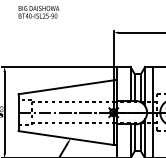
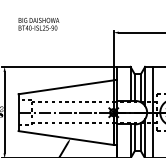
text position: (38, 11) -> (38, 23) (38, 23)
